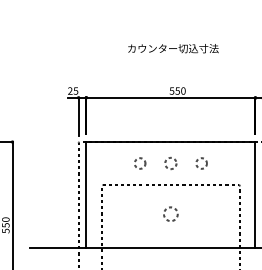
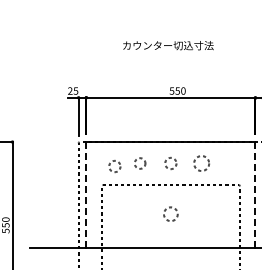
text position: (173, 48) -> (168, 45) (168, 45)
circle size: 13x13 px -> 17x17 px (201, 163)
circle: none -> present (114, 166)
line: solid -> dashed (86, 194)
line: solid -> dashed (255, 194)
